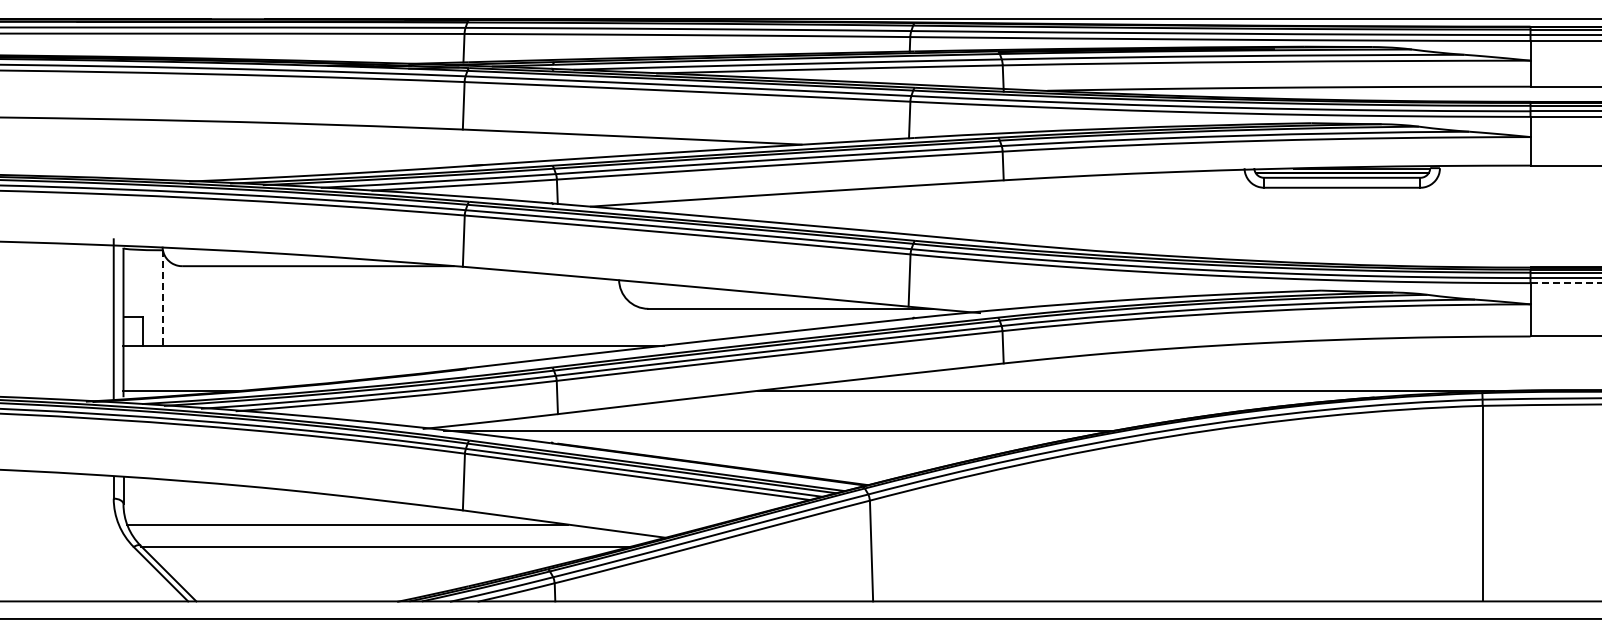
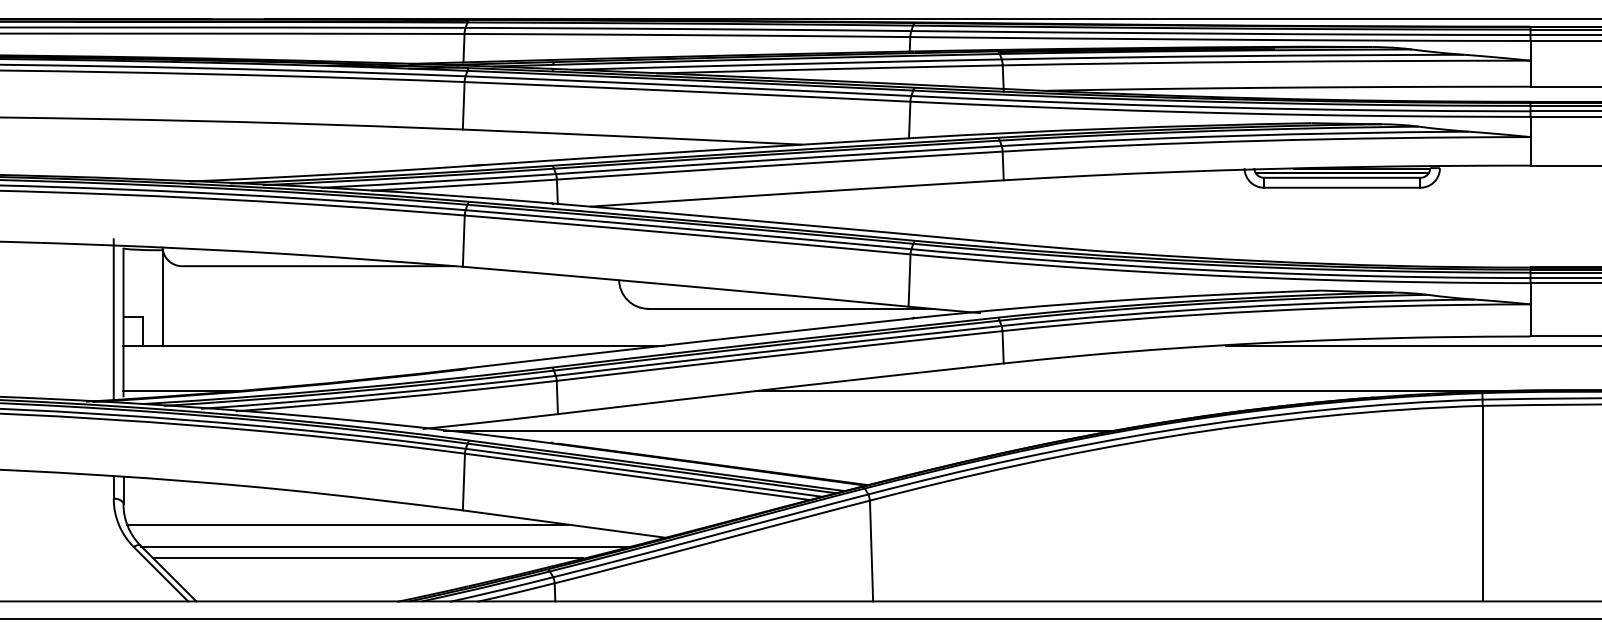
line: dashed -> solid (1566, 283)
line: dashed -> solid (162, 298)
line: none -> present (1411, 345)
line: none -> present (368, 558)
